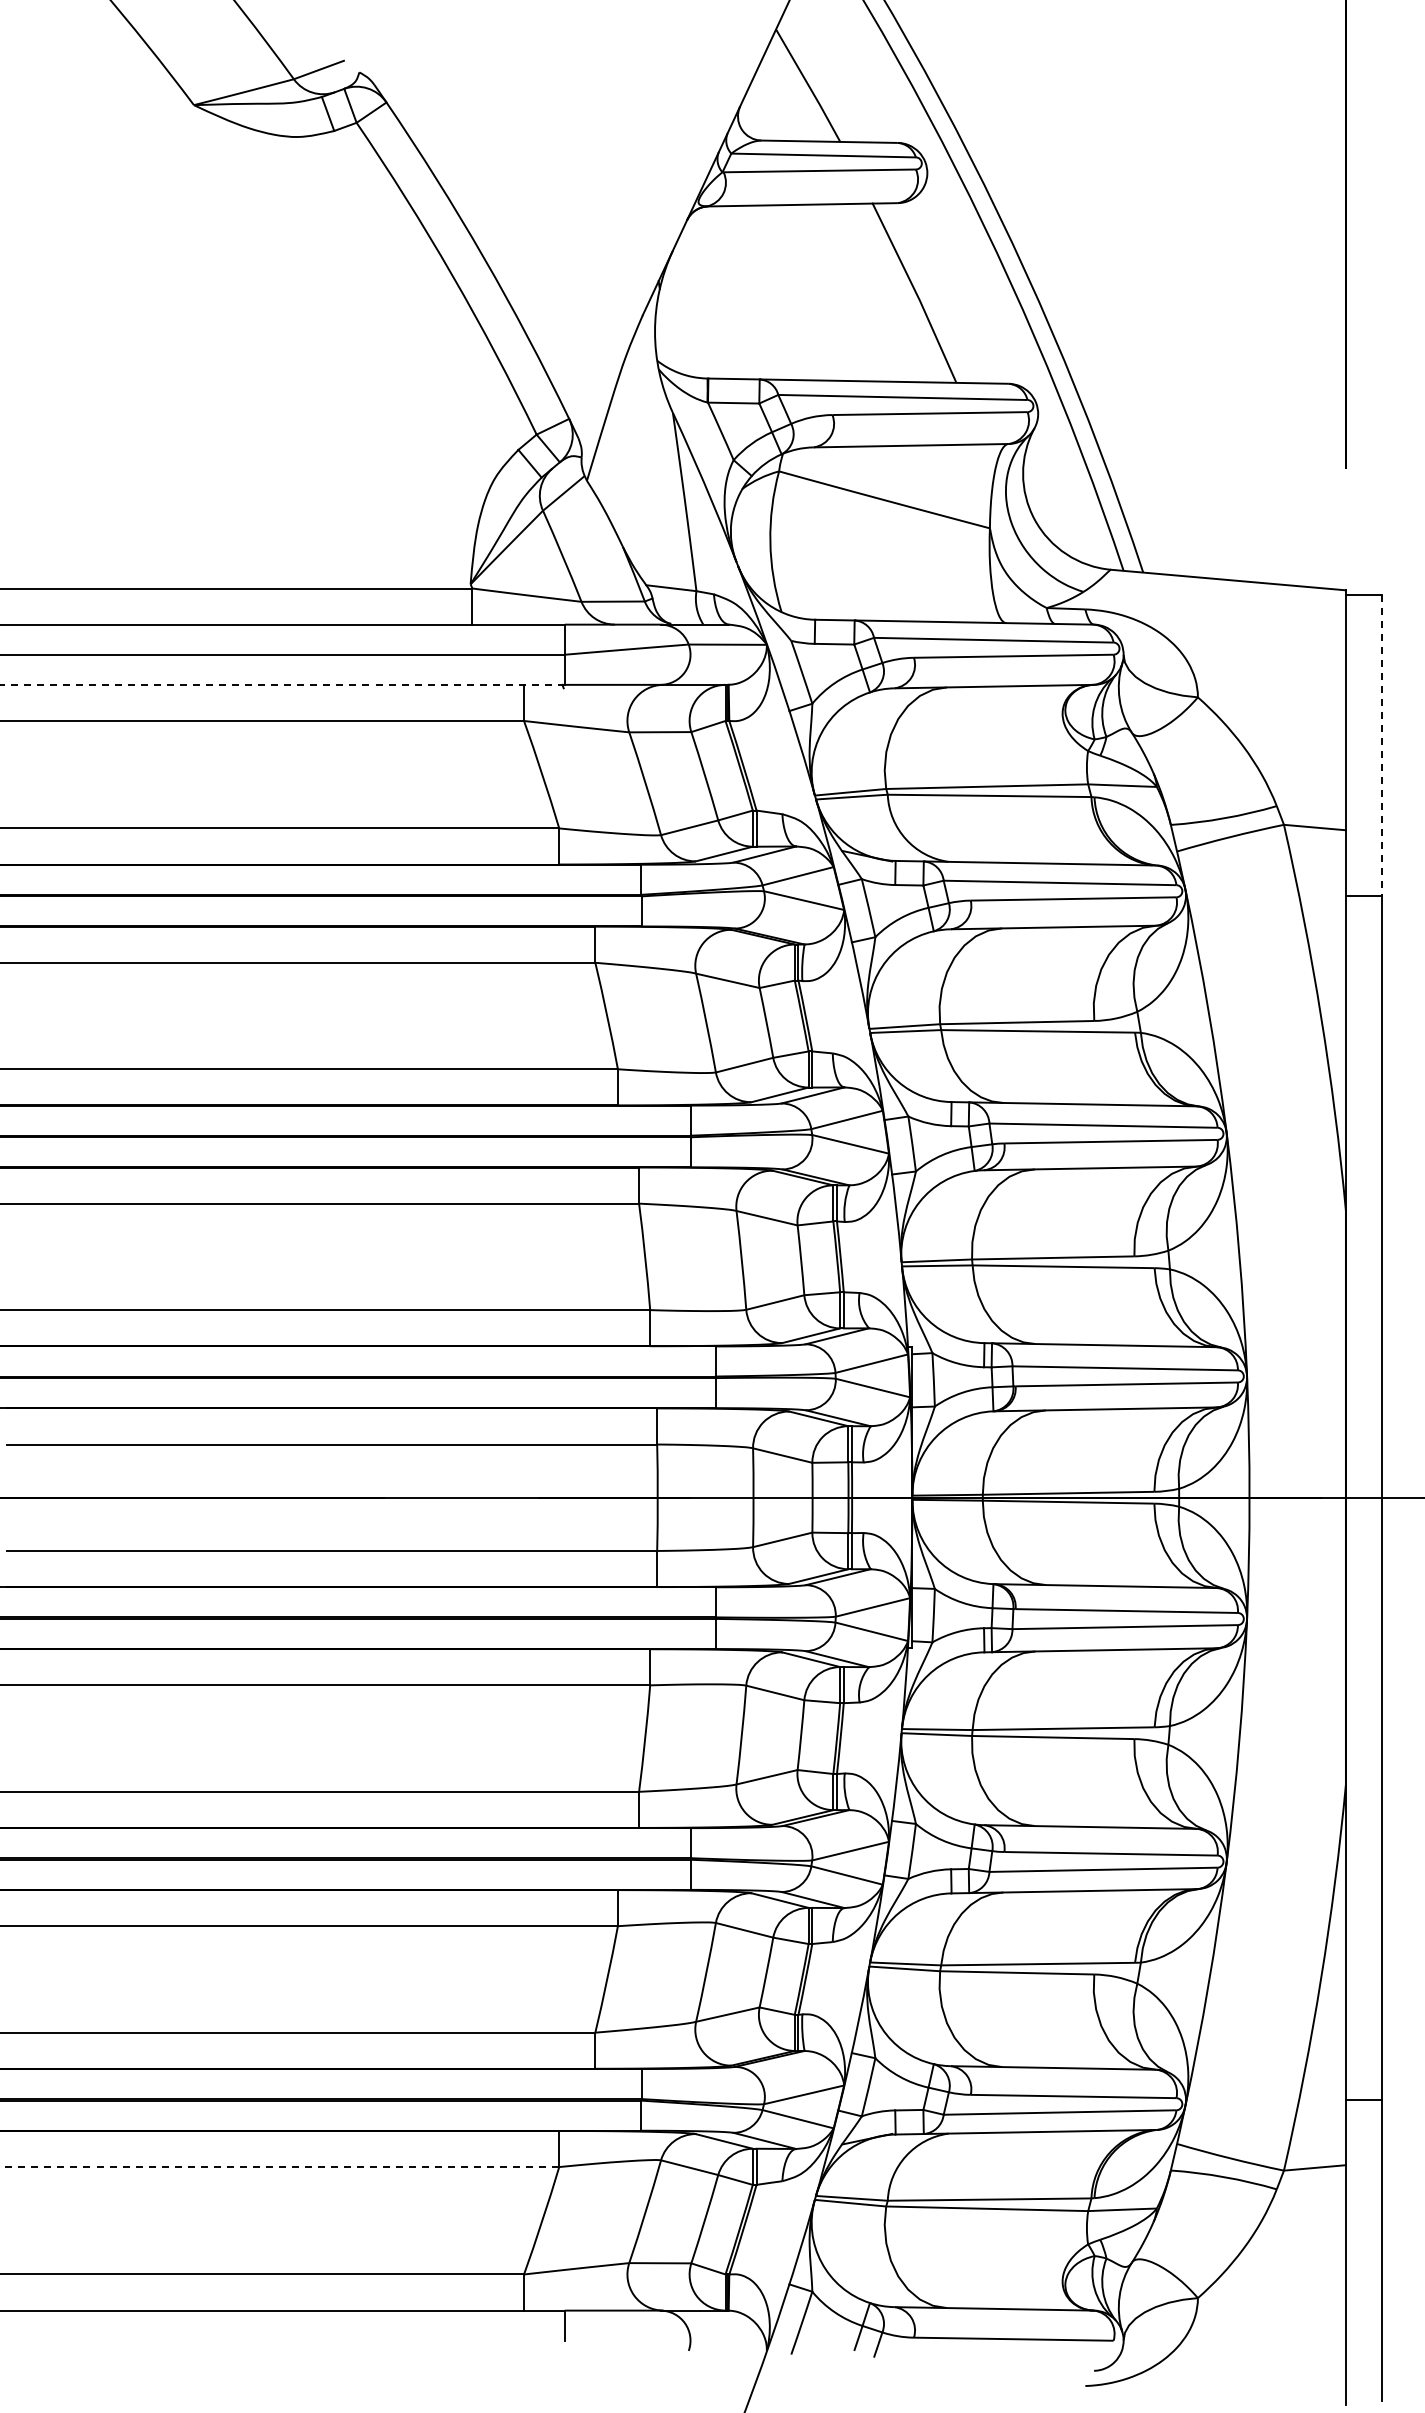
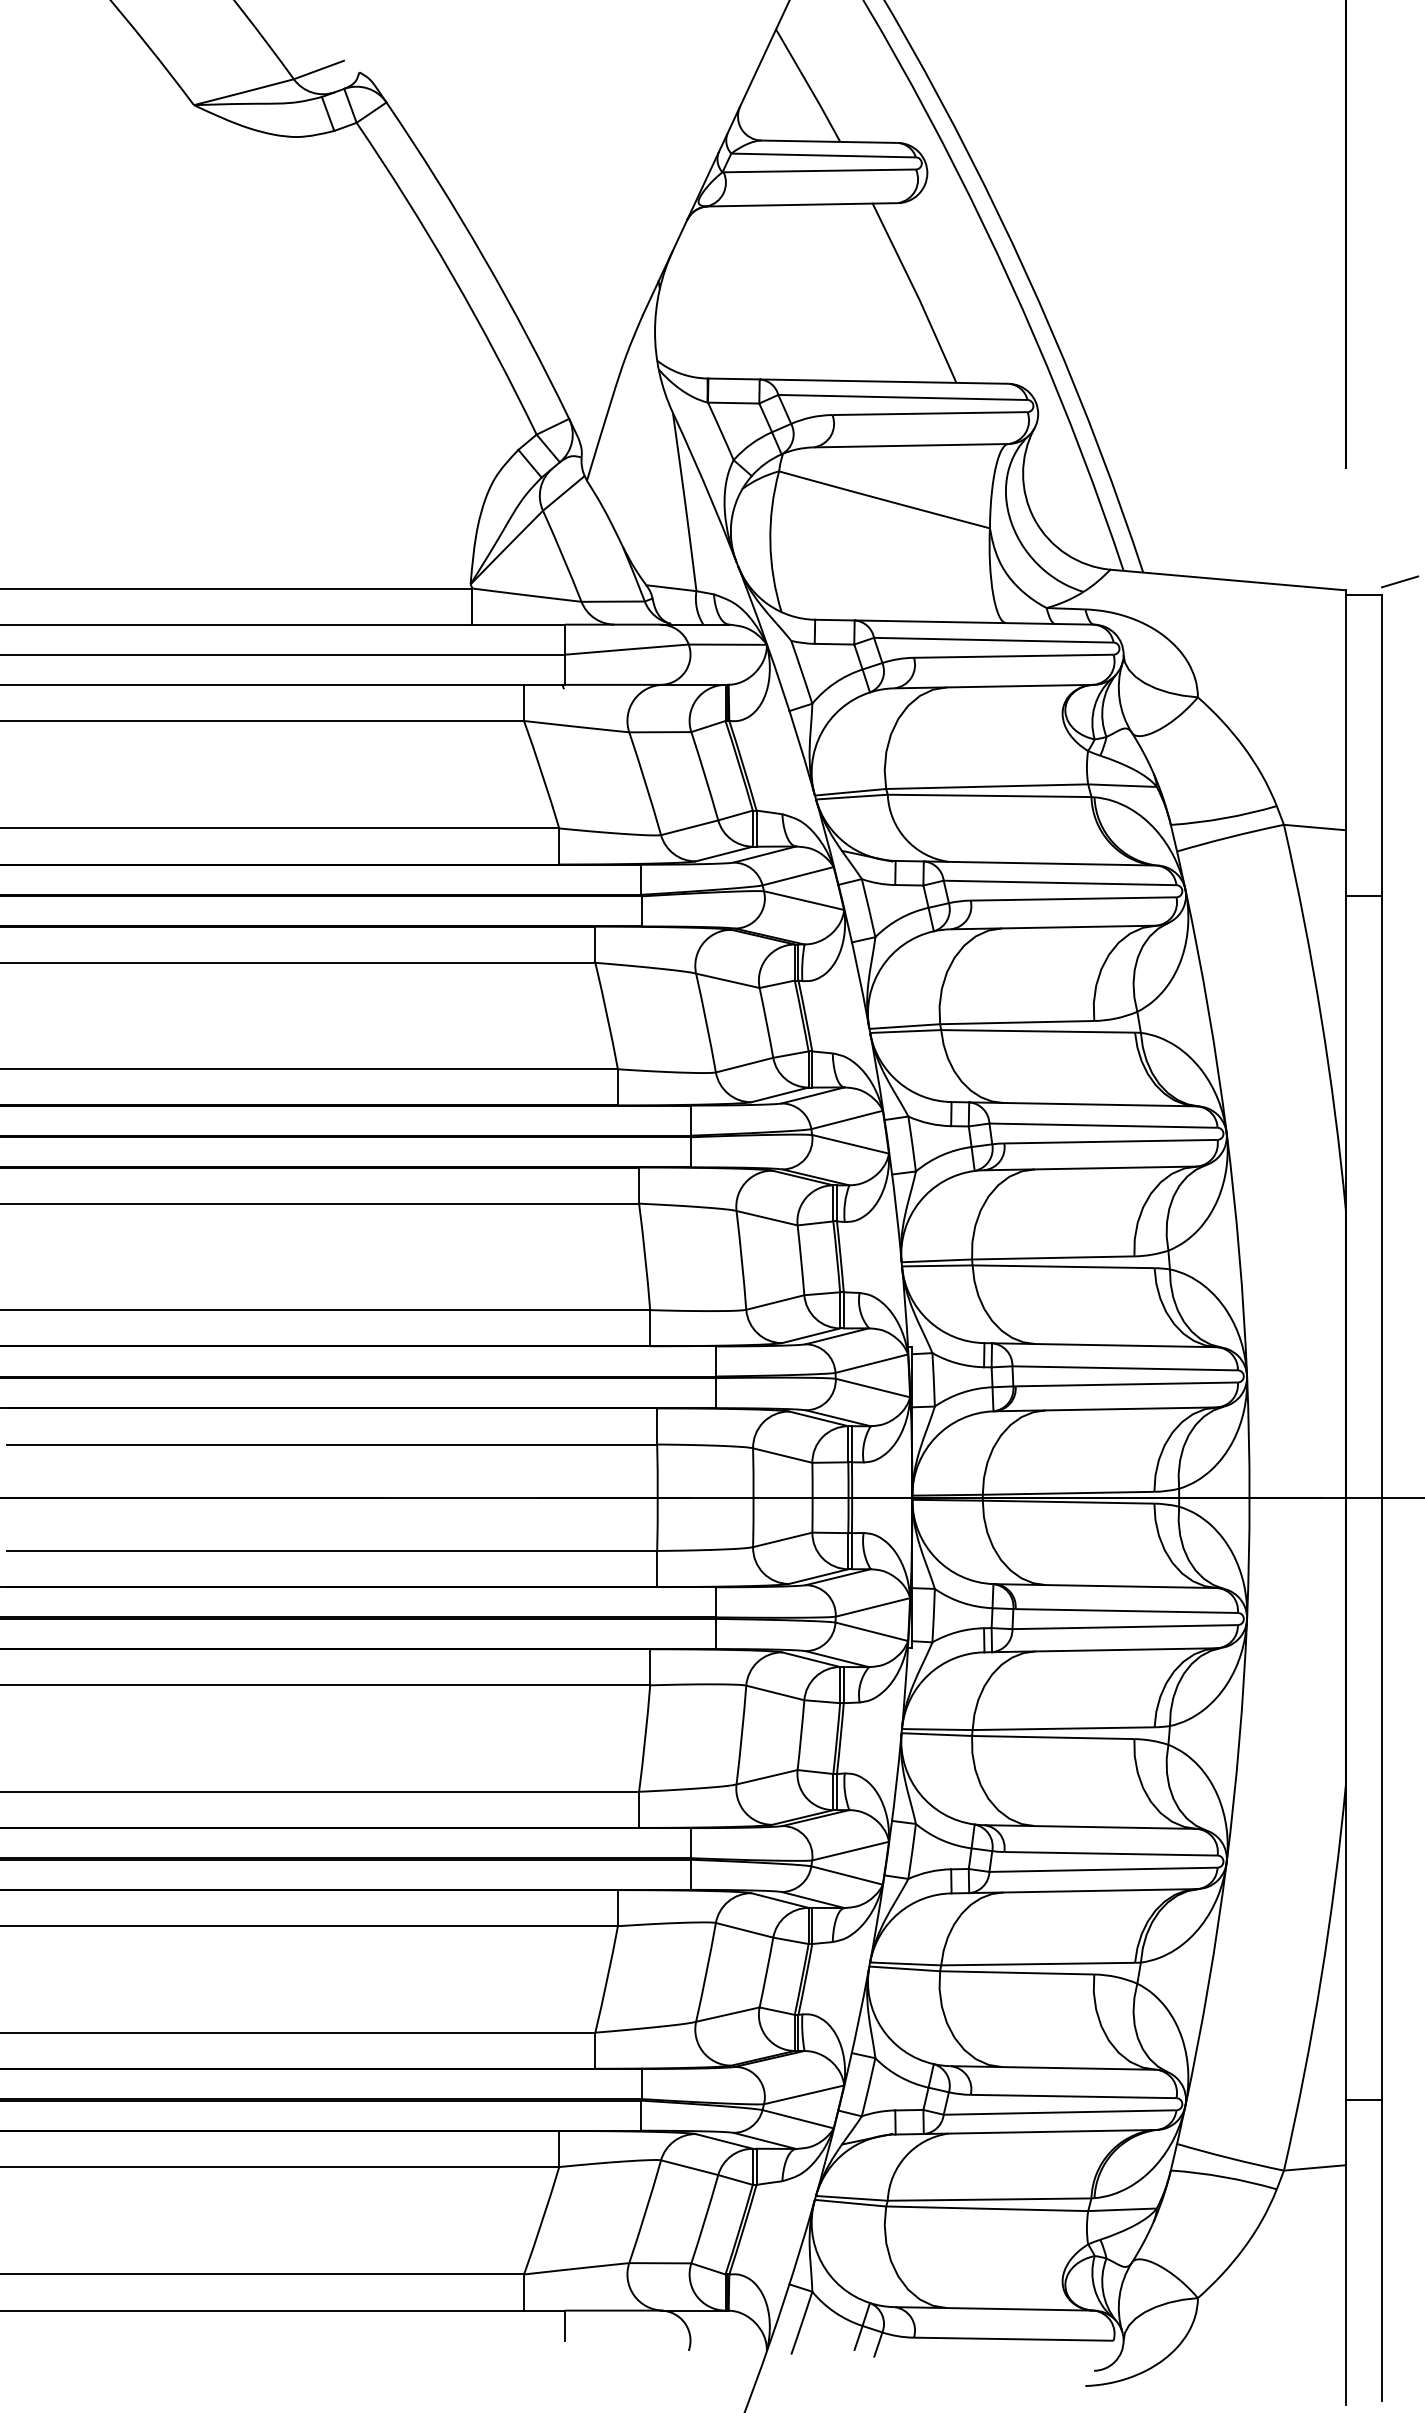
line: none -> present (1400, 581)
line: dashed -> solid (281, 684)
line: dashed -> solid (1382, 745)
line: dashed -> solid (279, 2167)
